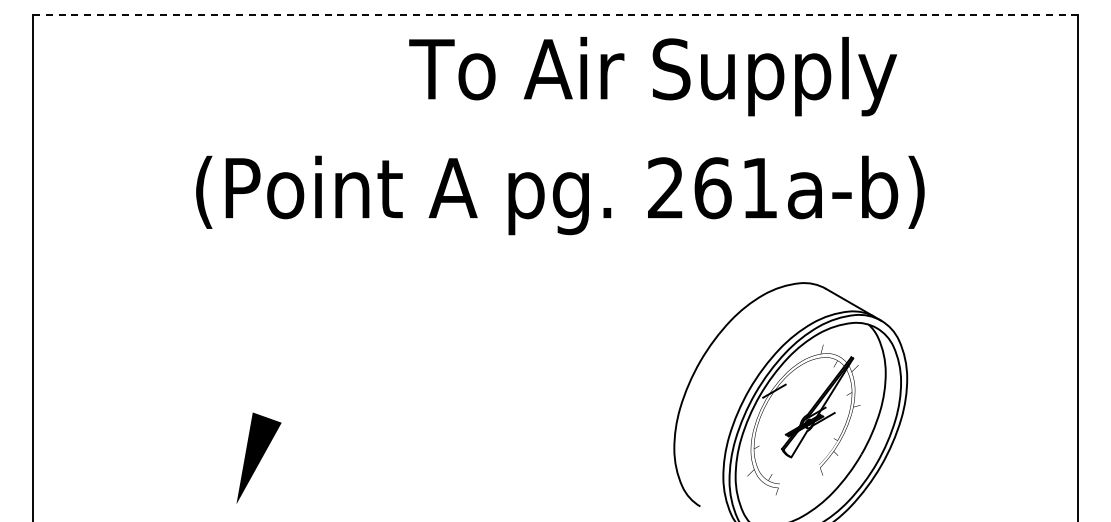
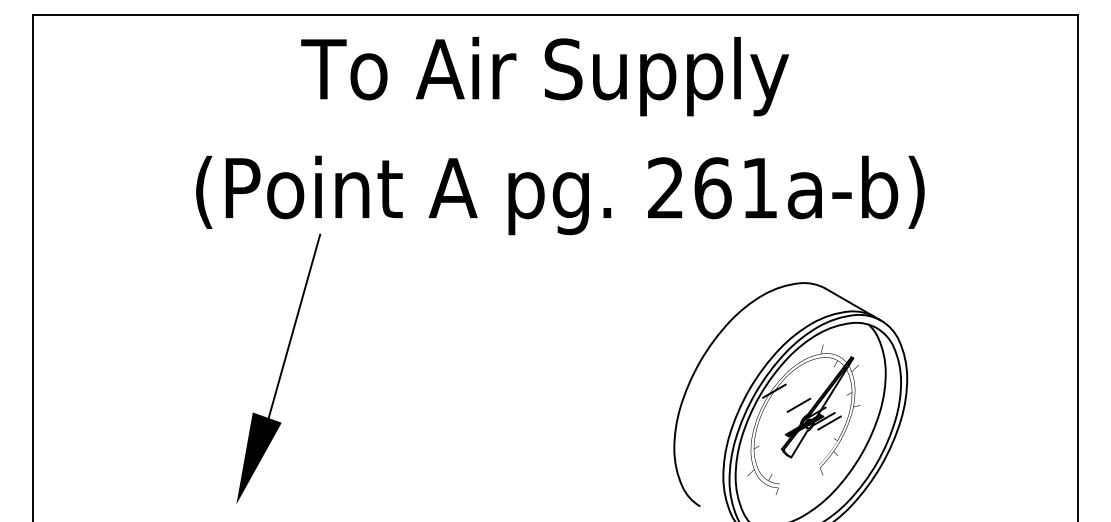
line: dashed -> solid (556, 15)
text position: (653, 76) -> (545, 76) (545, 76)
line: none -> present (293, 327)
line: none -> present (798, 404)
line: none -> present (829, 422)
